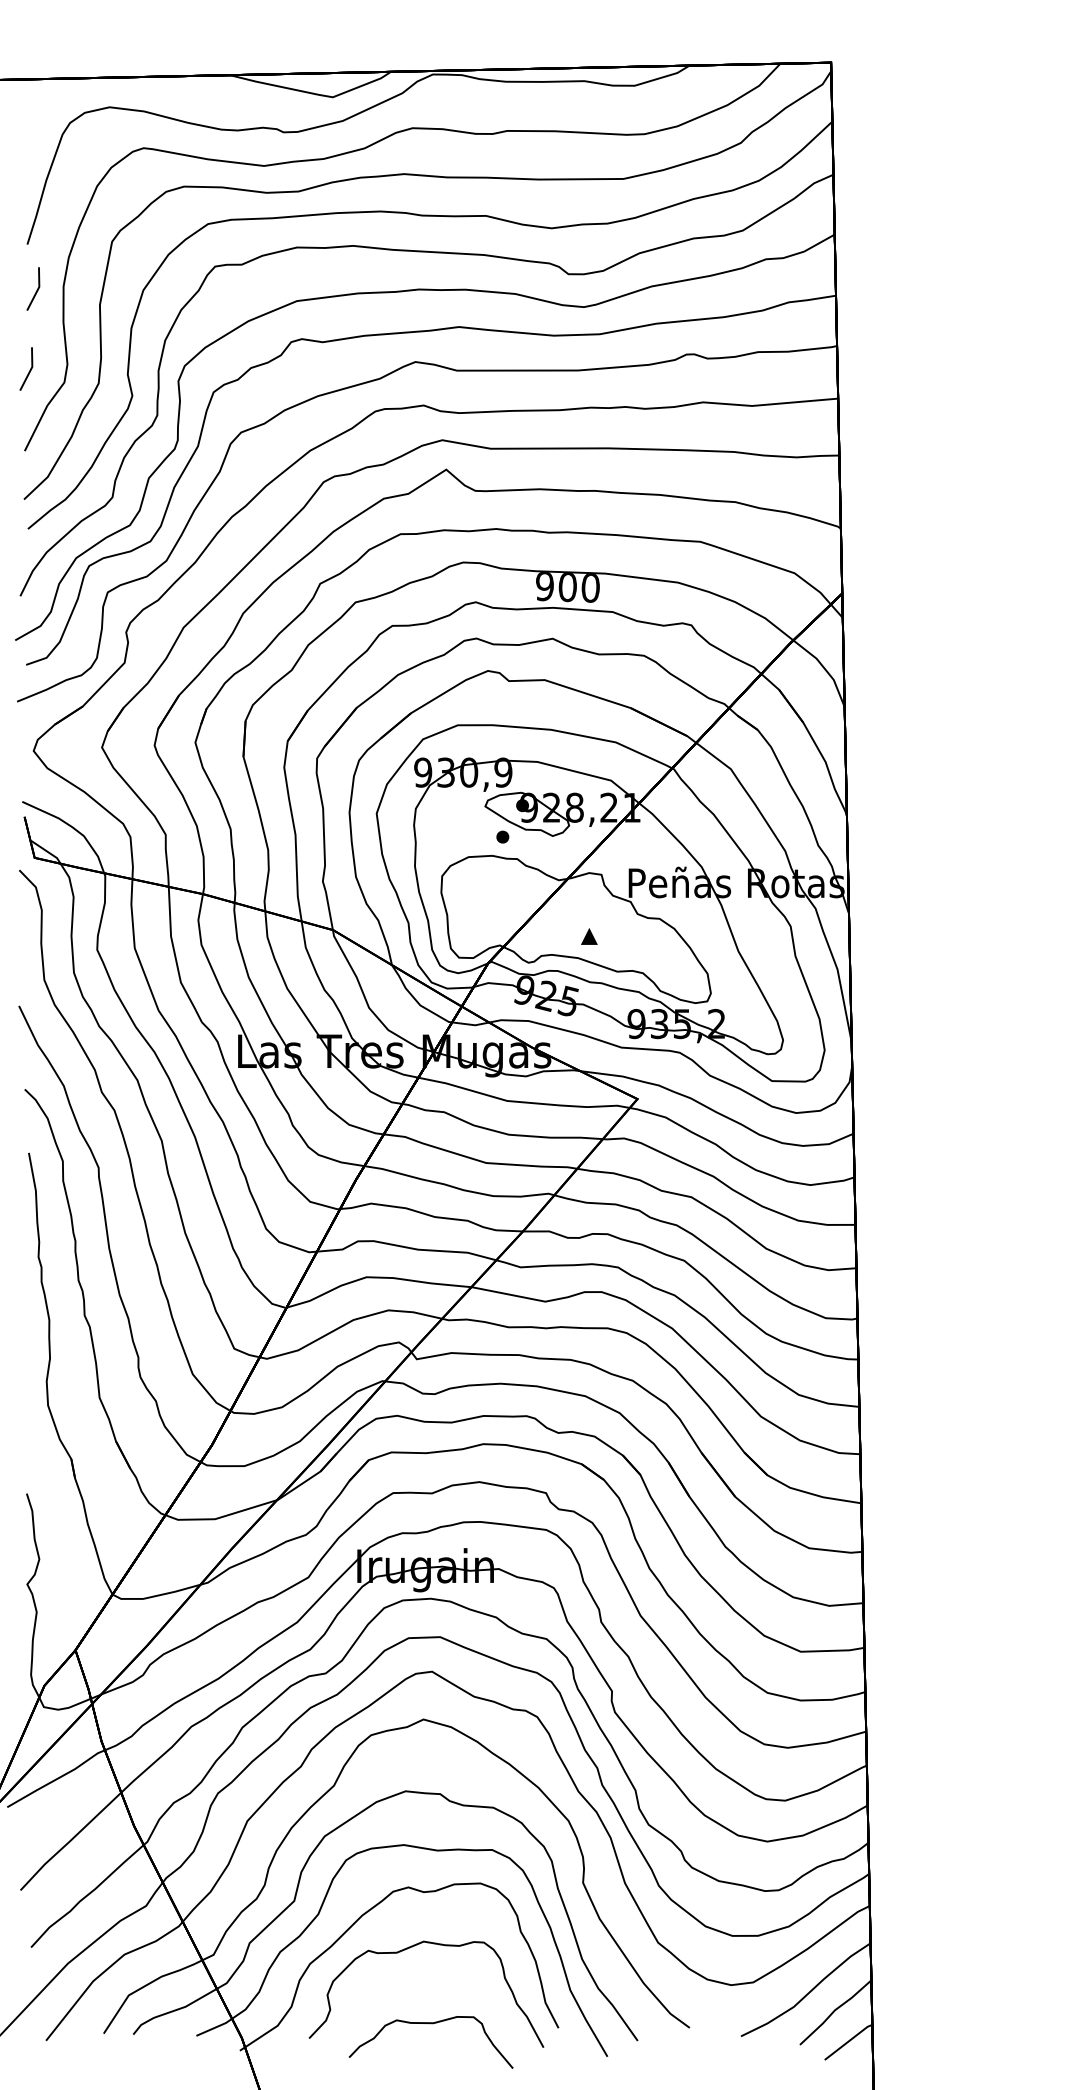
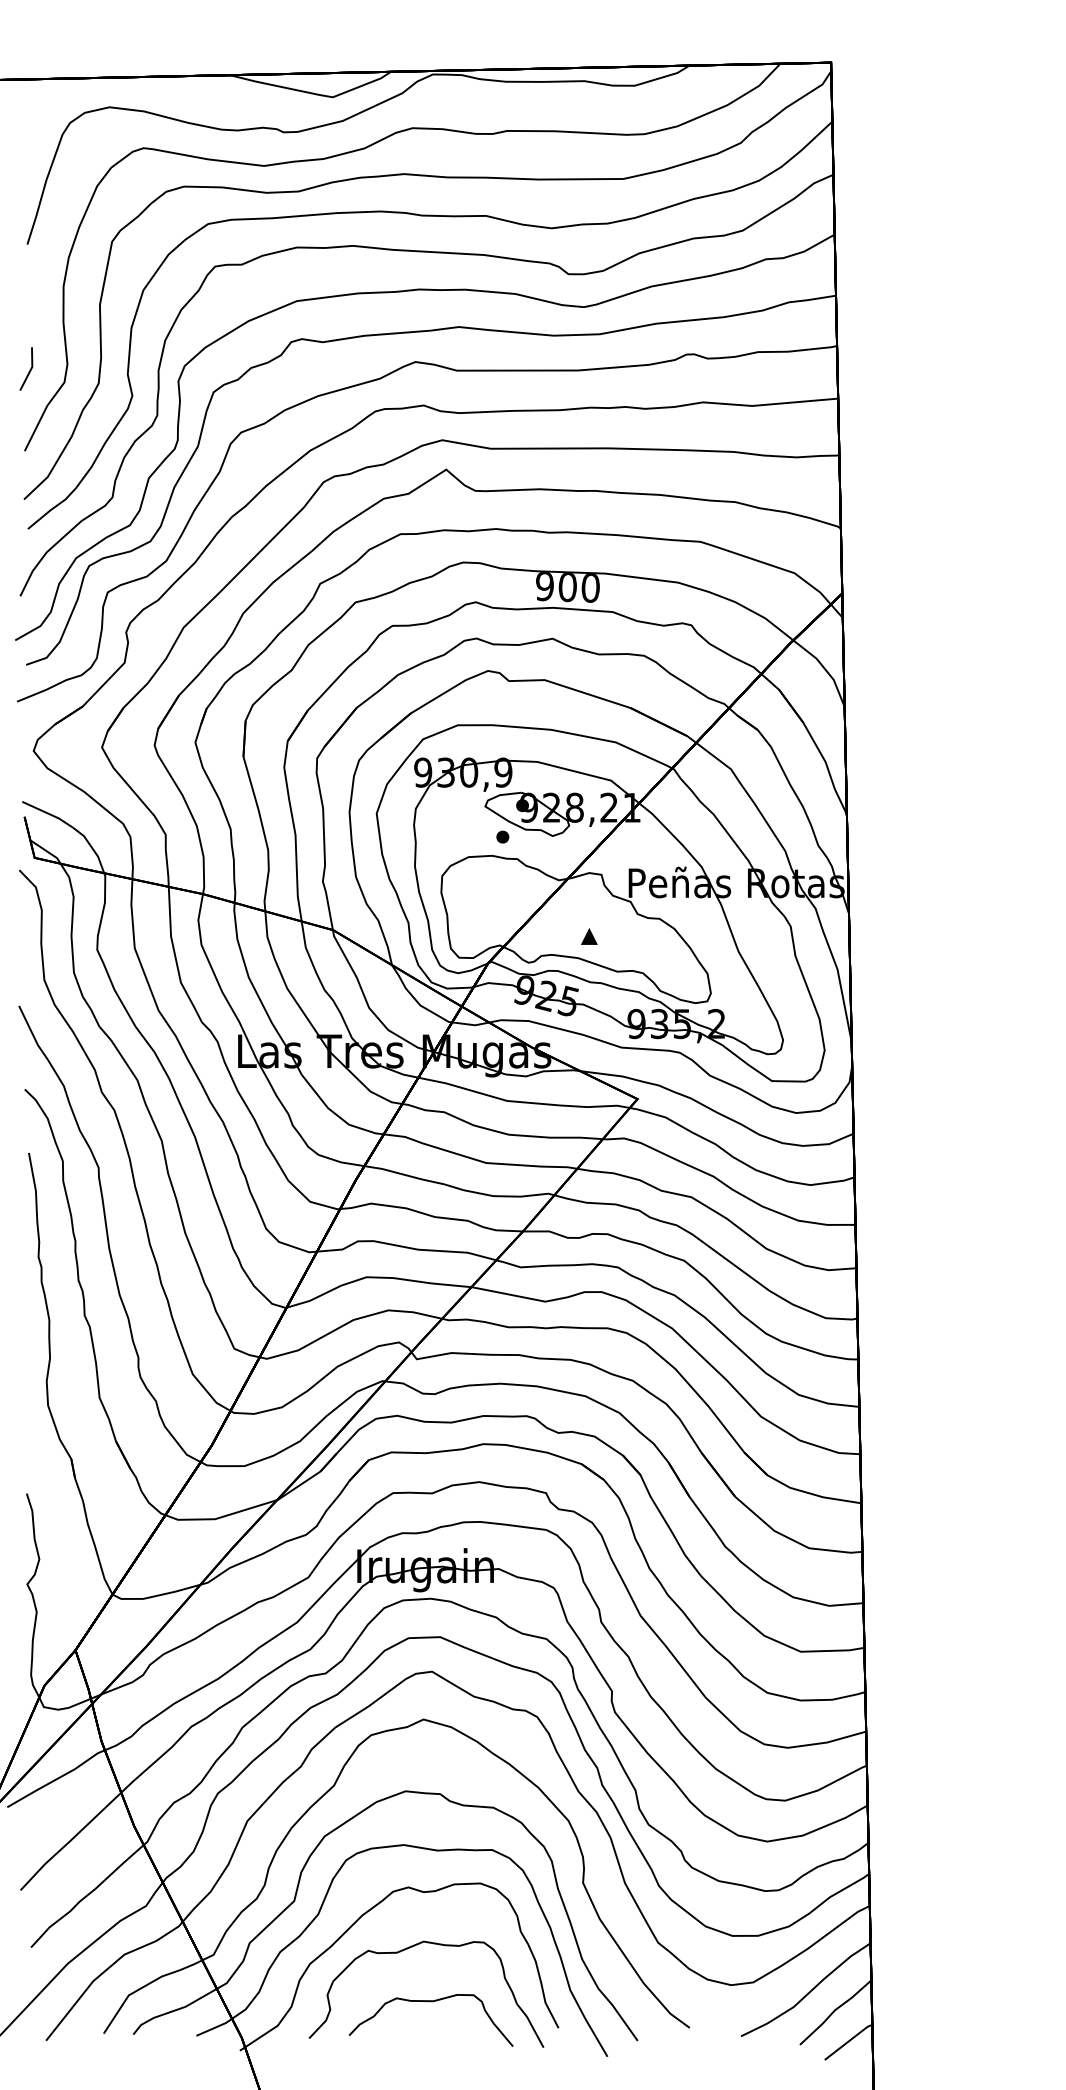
line: present -> none (36, 290)
curve position: (430, 2024) -> (430, 2002) (430, 2002)
